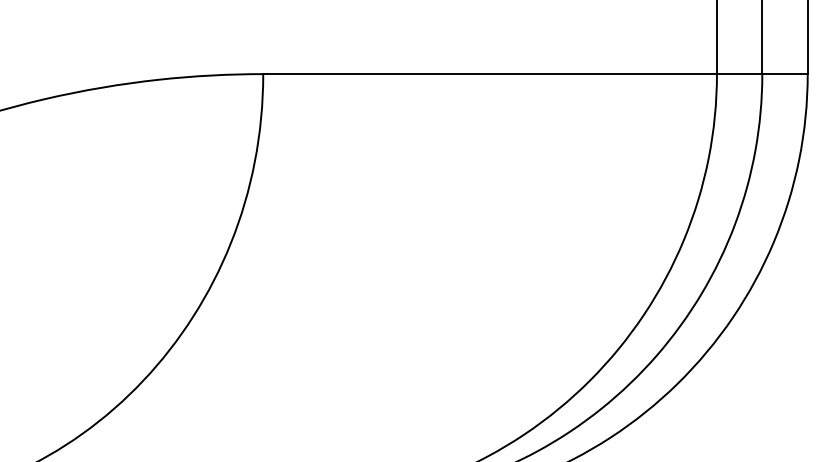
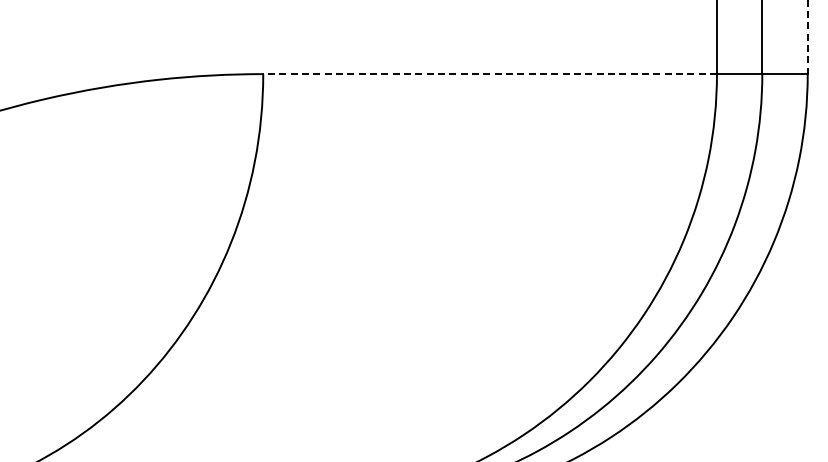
line: solid -> dashed (807, 37)
line: solid -> dashed (490, 74)
